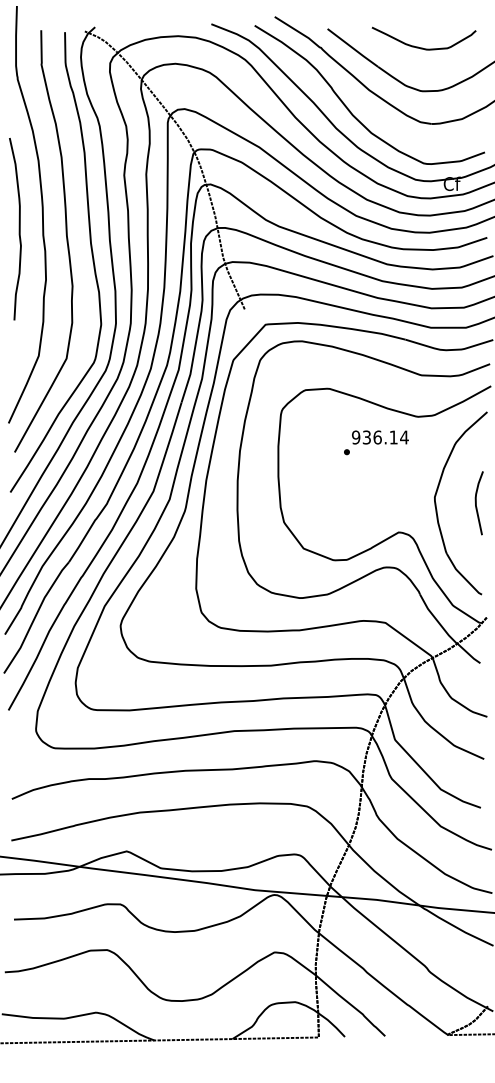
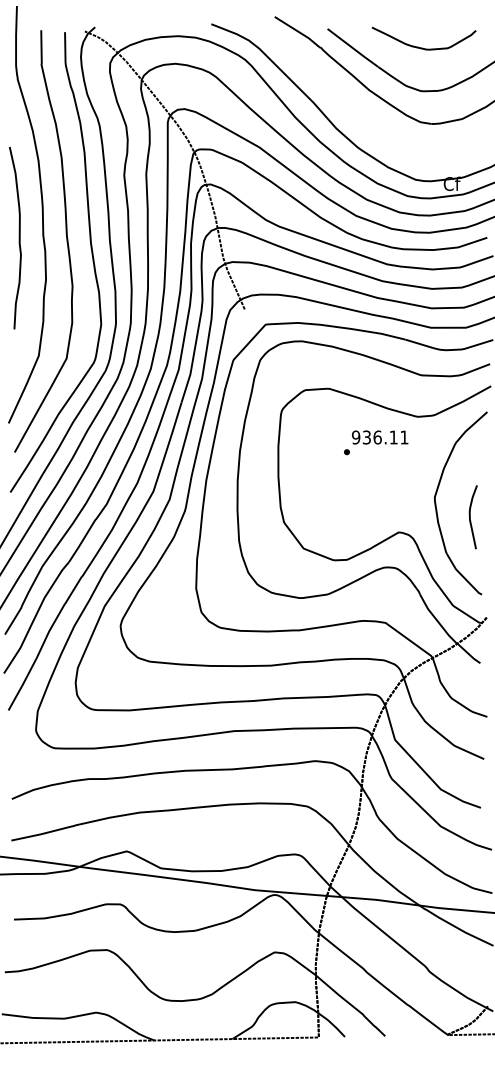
curve: present -> none (351, 111)
curve position: (18, 229) -> (18, 238) (18, 238)
text: 936.14 -> 936.11 (404, 437)
curve position: (476, 503) -> (470, 517) (470, 517)
